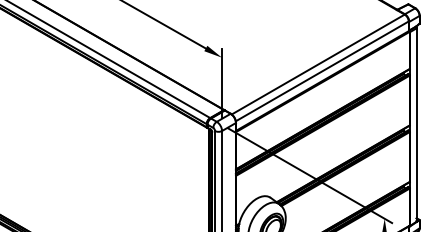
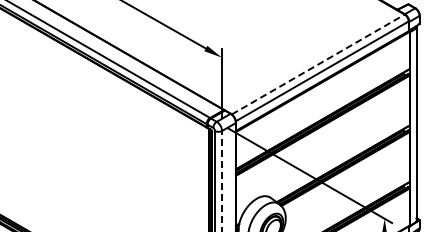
line: solid -> dashed (318, 64)
line: solid -> dashed (222, 180)
